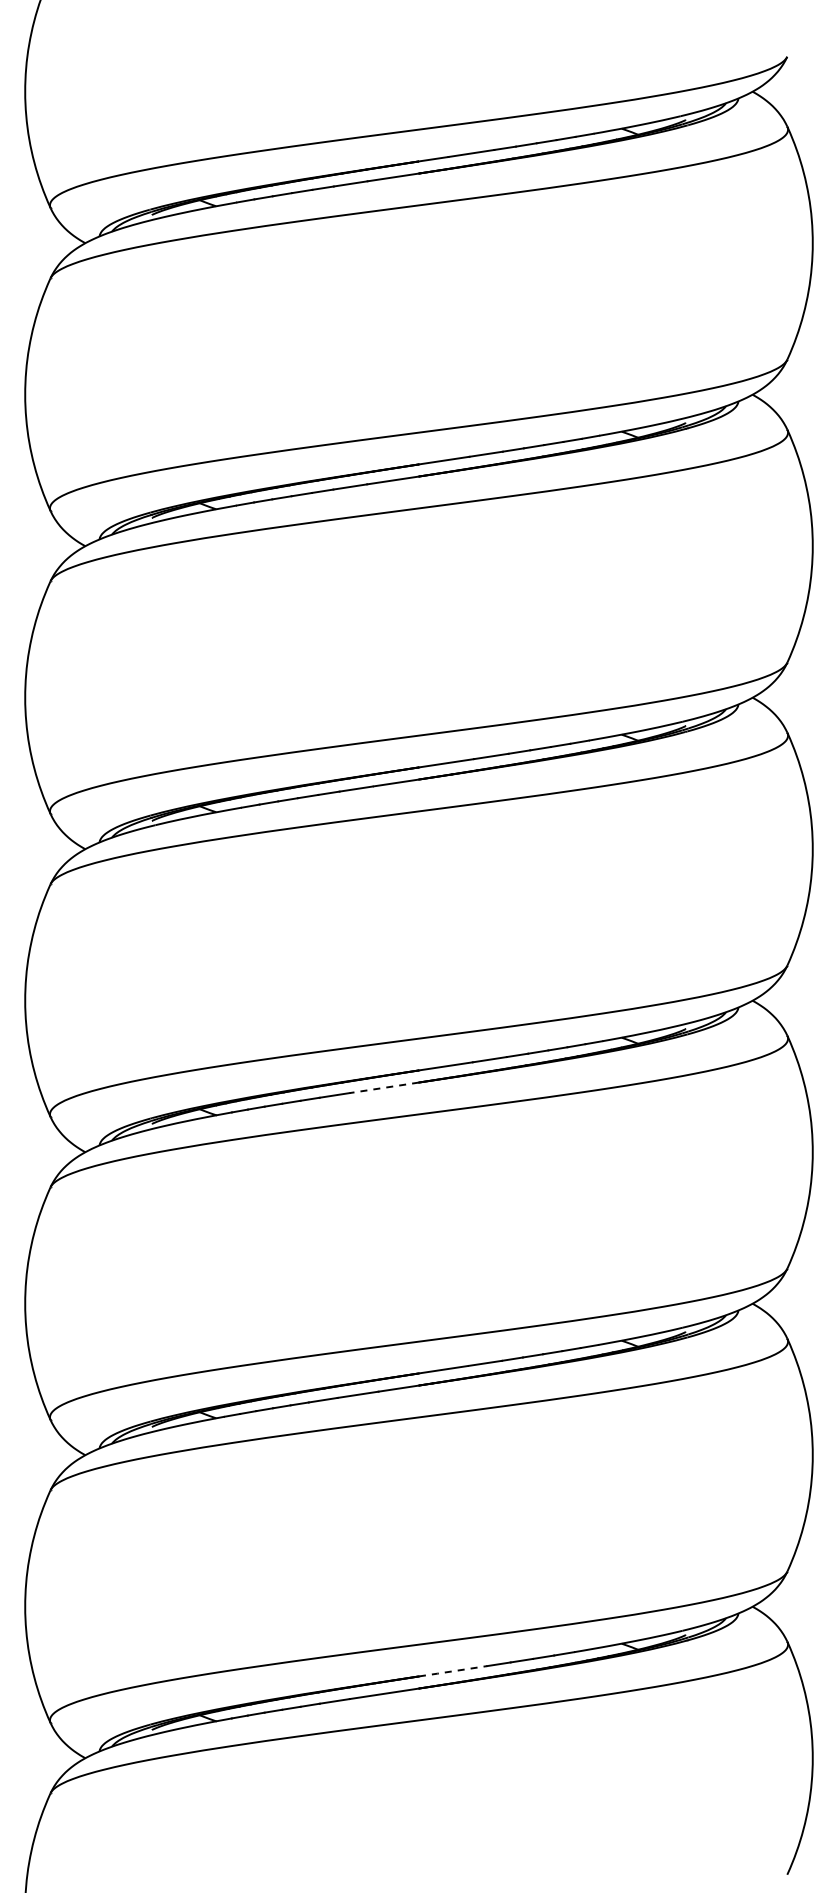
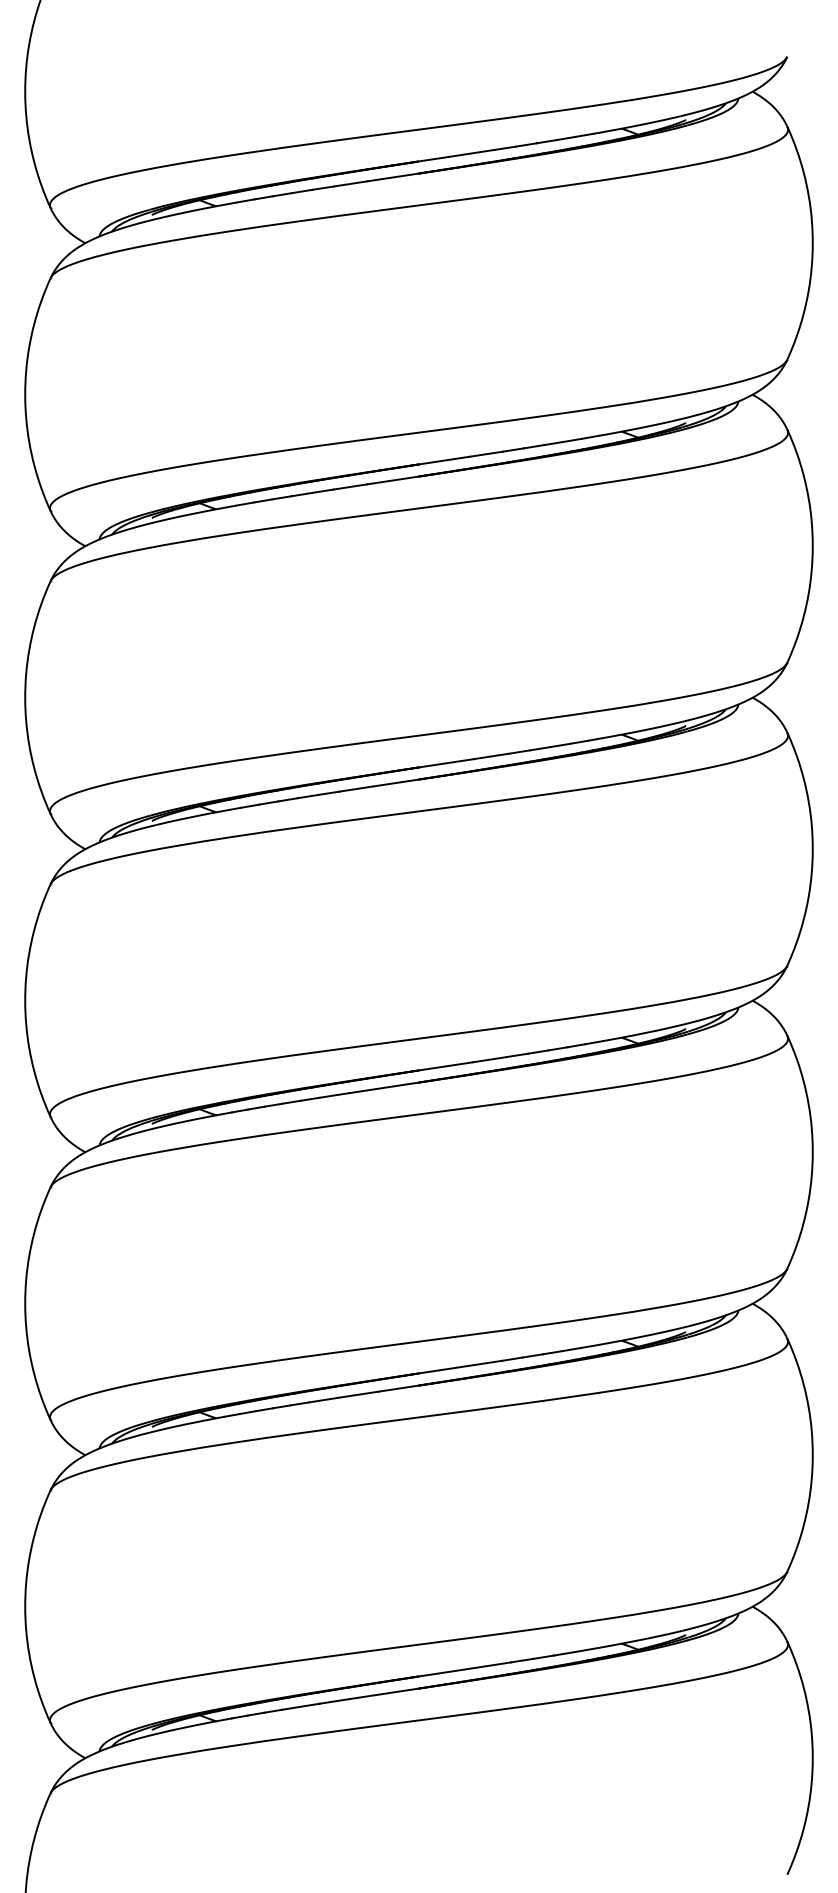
line: dashed -> solid (383, 1087)
line: dashed -> solid (453, 1671)
